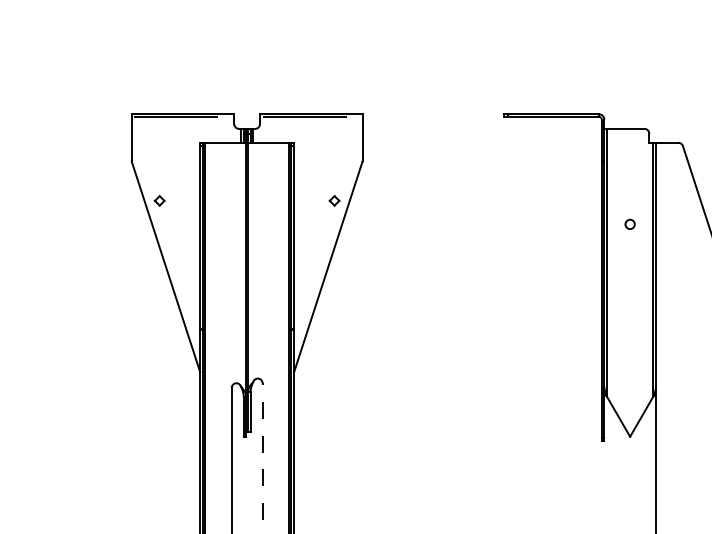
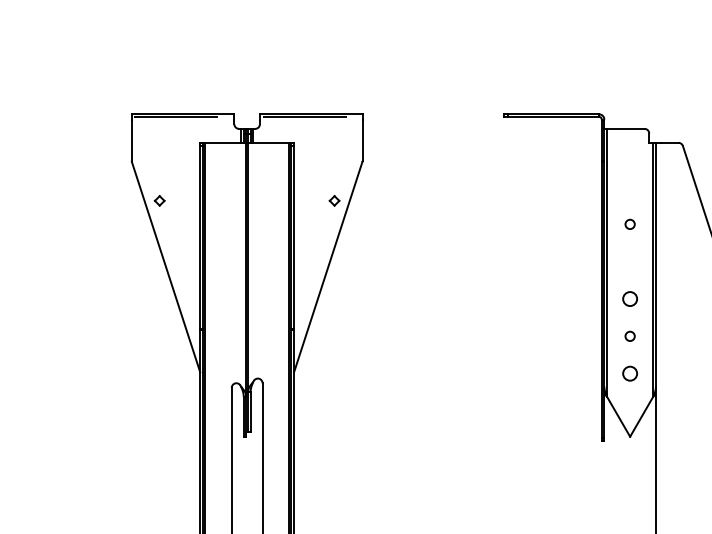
circle: none -> present (629, 298)
circle: none -> present (629, 335)
circle: none -> present (629, 373)
line: dashed -> solid (262, 458)
